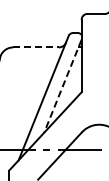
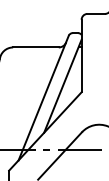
line: dashed -> solid (35, 47)
line: dashed -> solid (62, 86)
